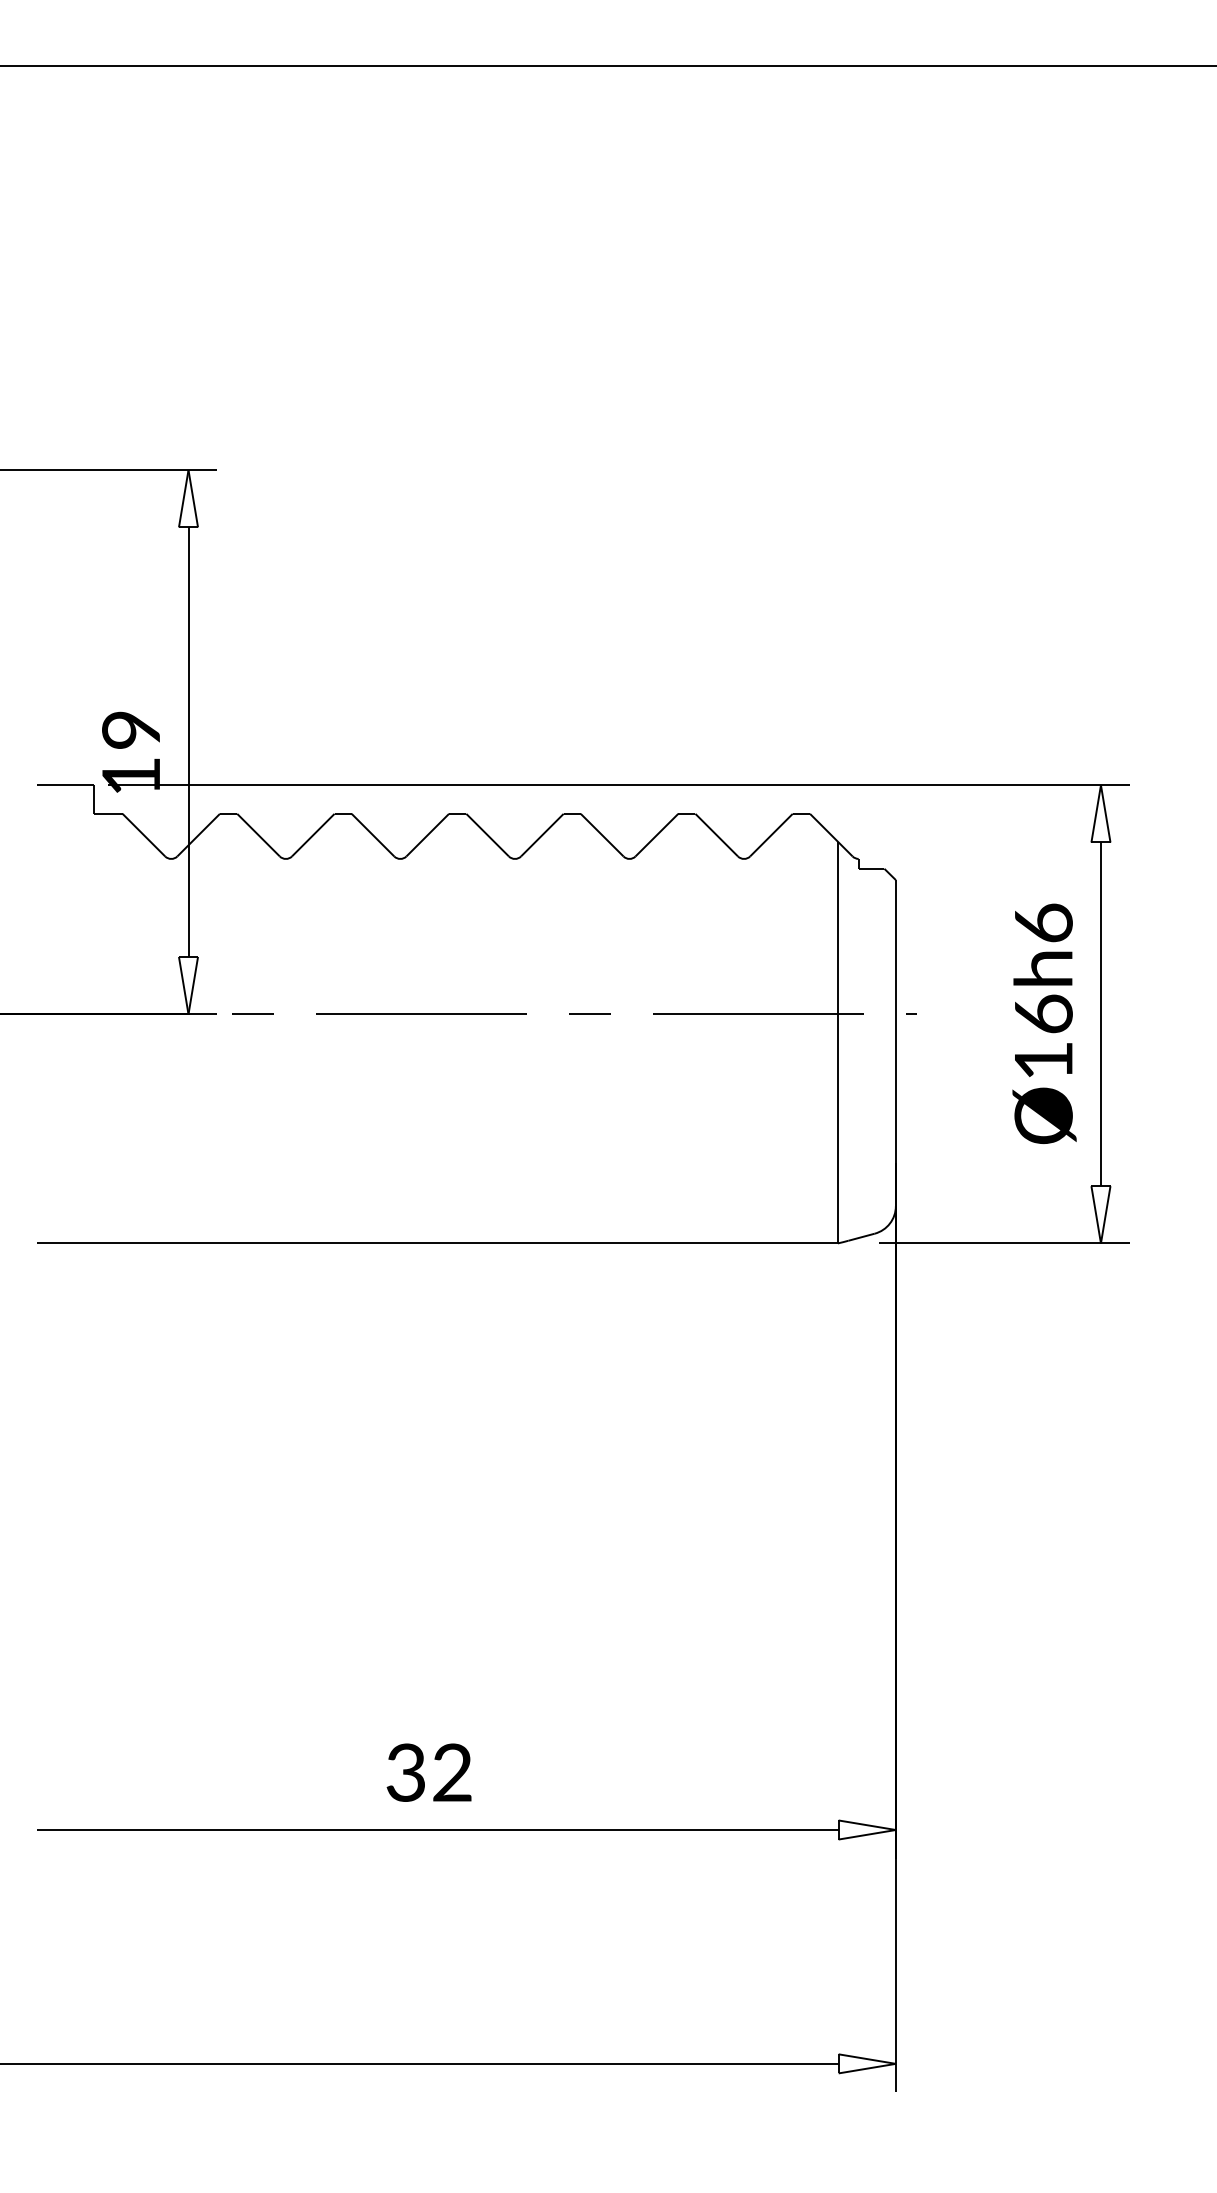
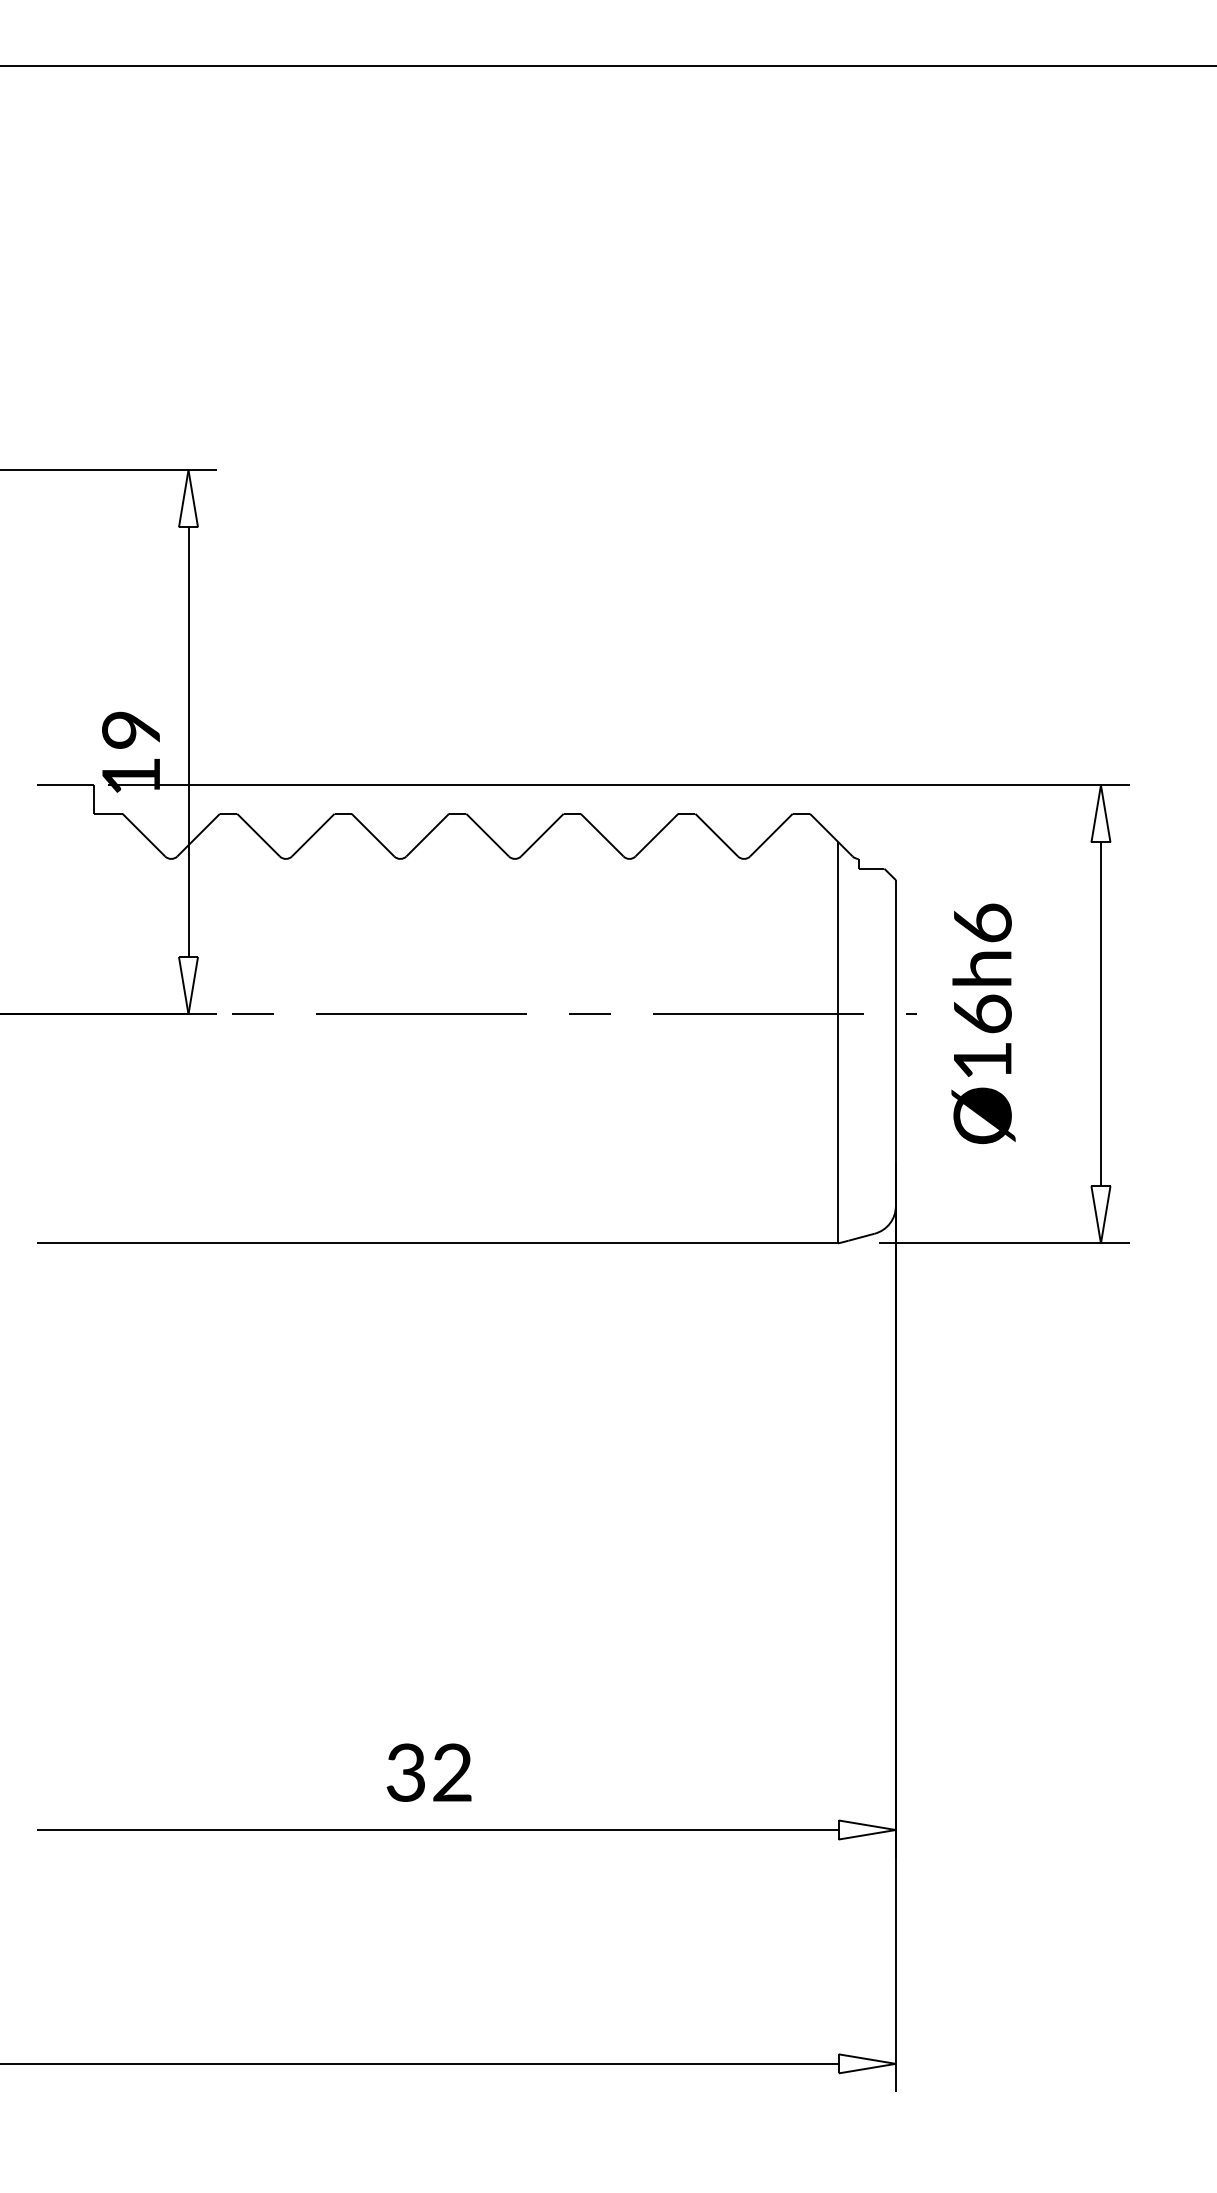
text position: (1044, 1023) -> (983, 1023) (983, 1023)
